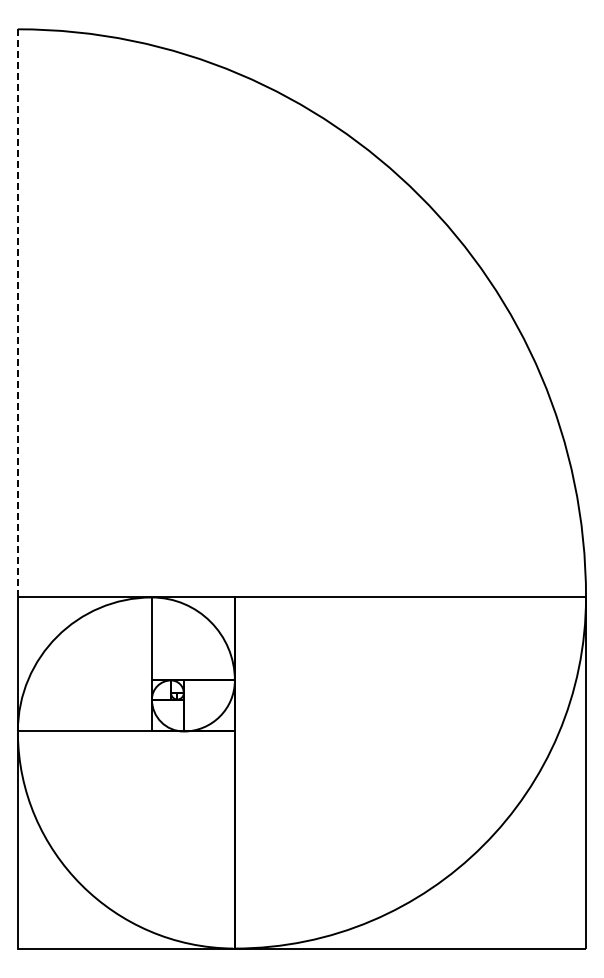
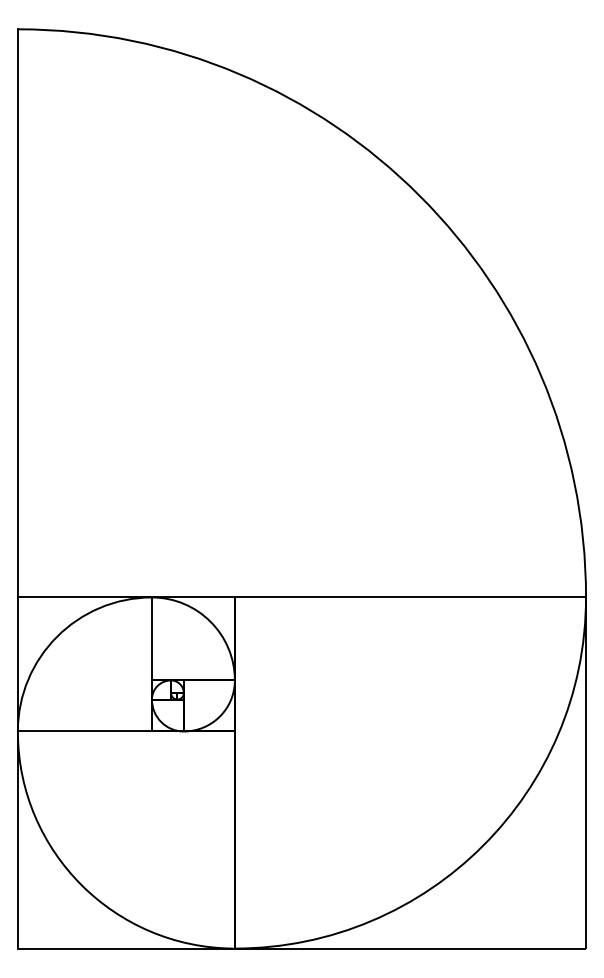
line: dashed -> solid (17, 312)
